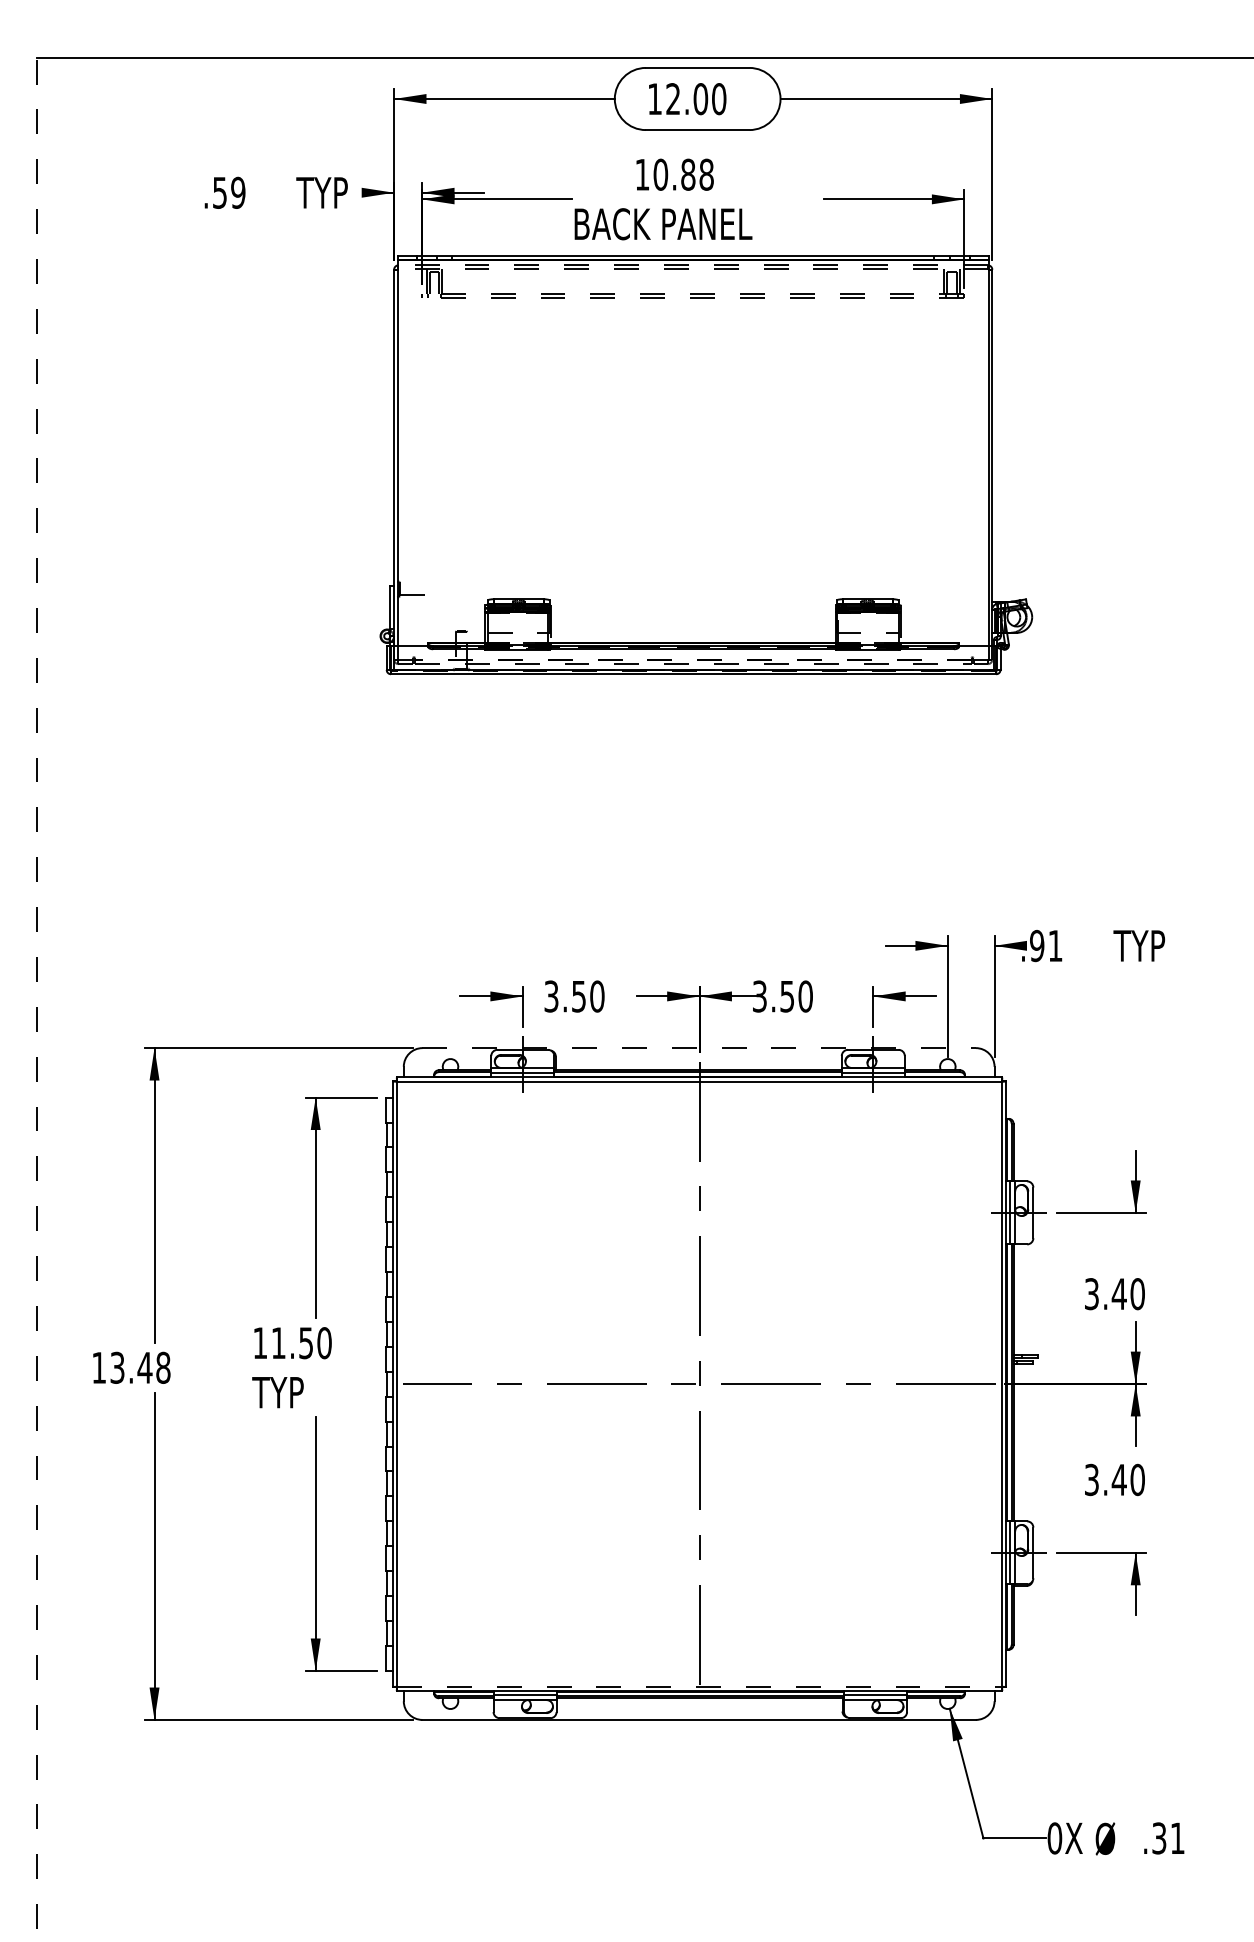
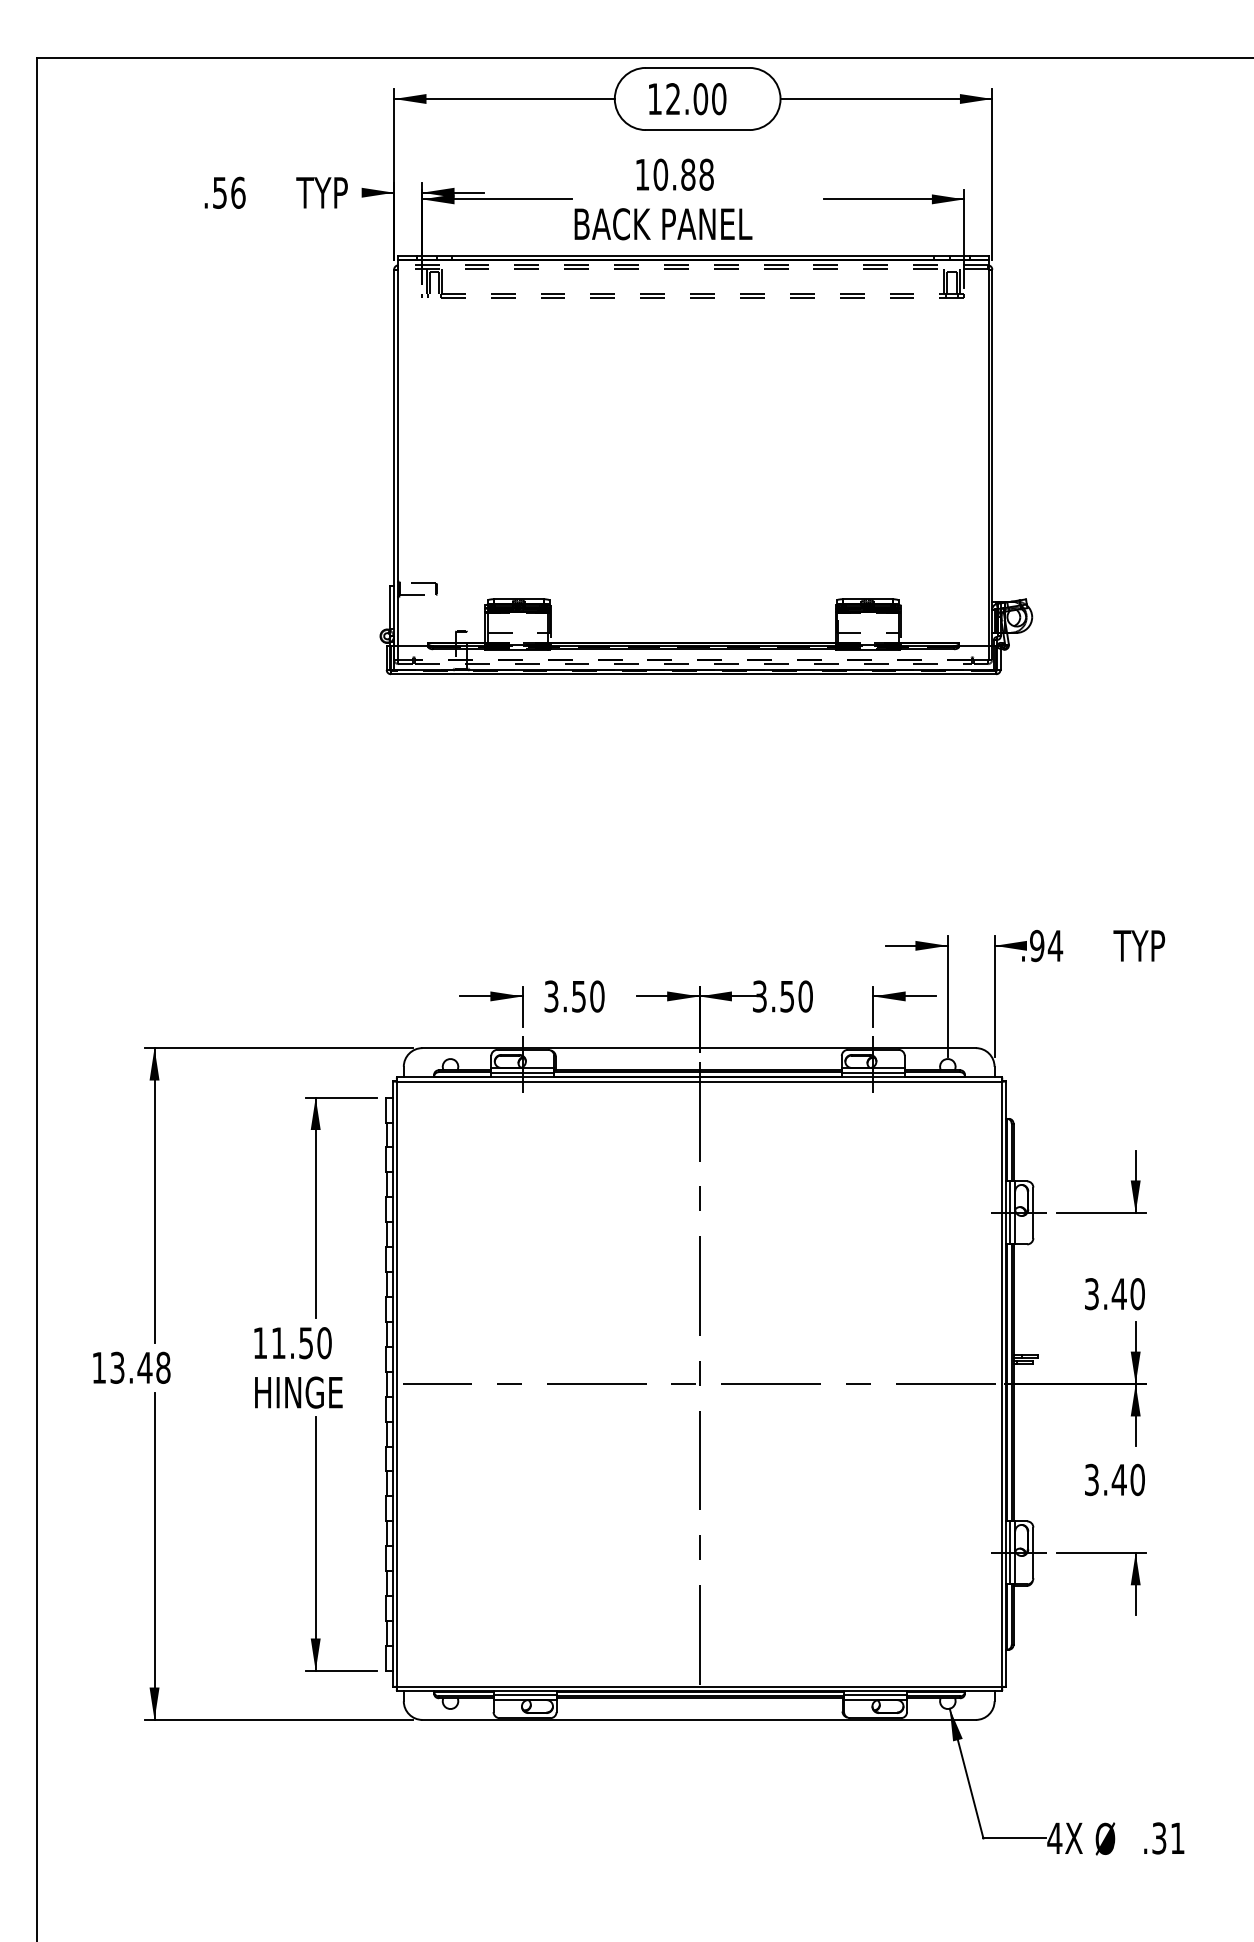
text: .59 -> .56 (238, 192)
part: none -> present (424, 588)
text: .91 -> .94 (1055, 945)
line: dashed -> solid (37, 1000)
line: dashed -> solid (699, 1048)
text: TYP -> HINGE (297, 1392)
line: dashed -> solid (699, 1686)
text: 0X -> 4X (1054, 1838)
